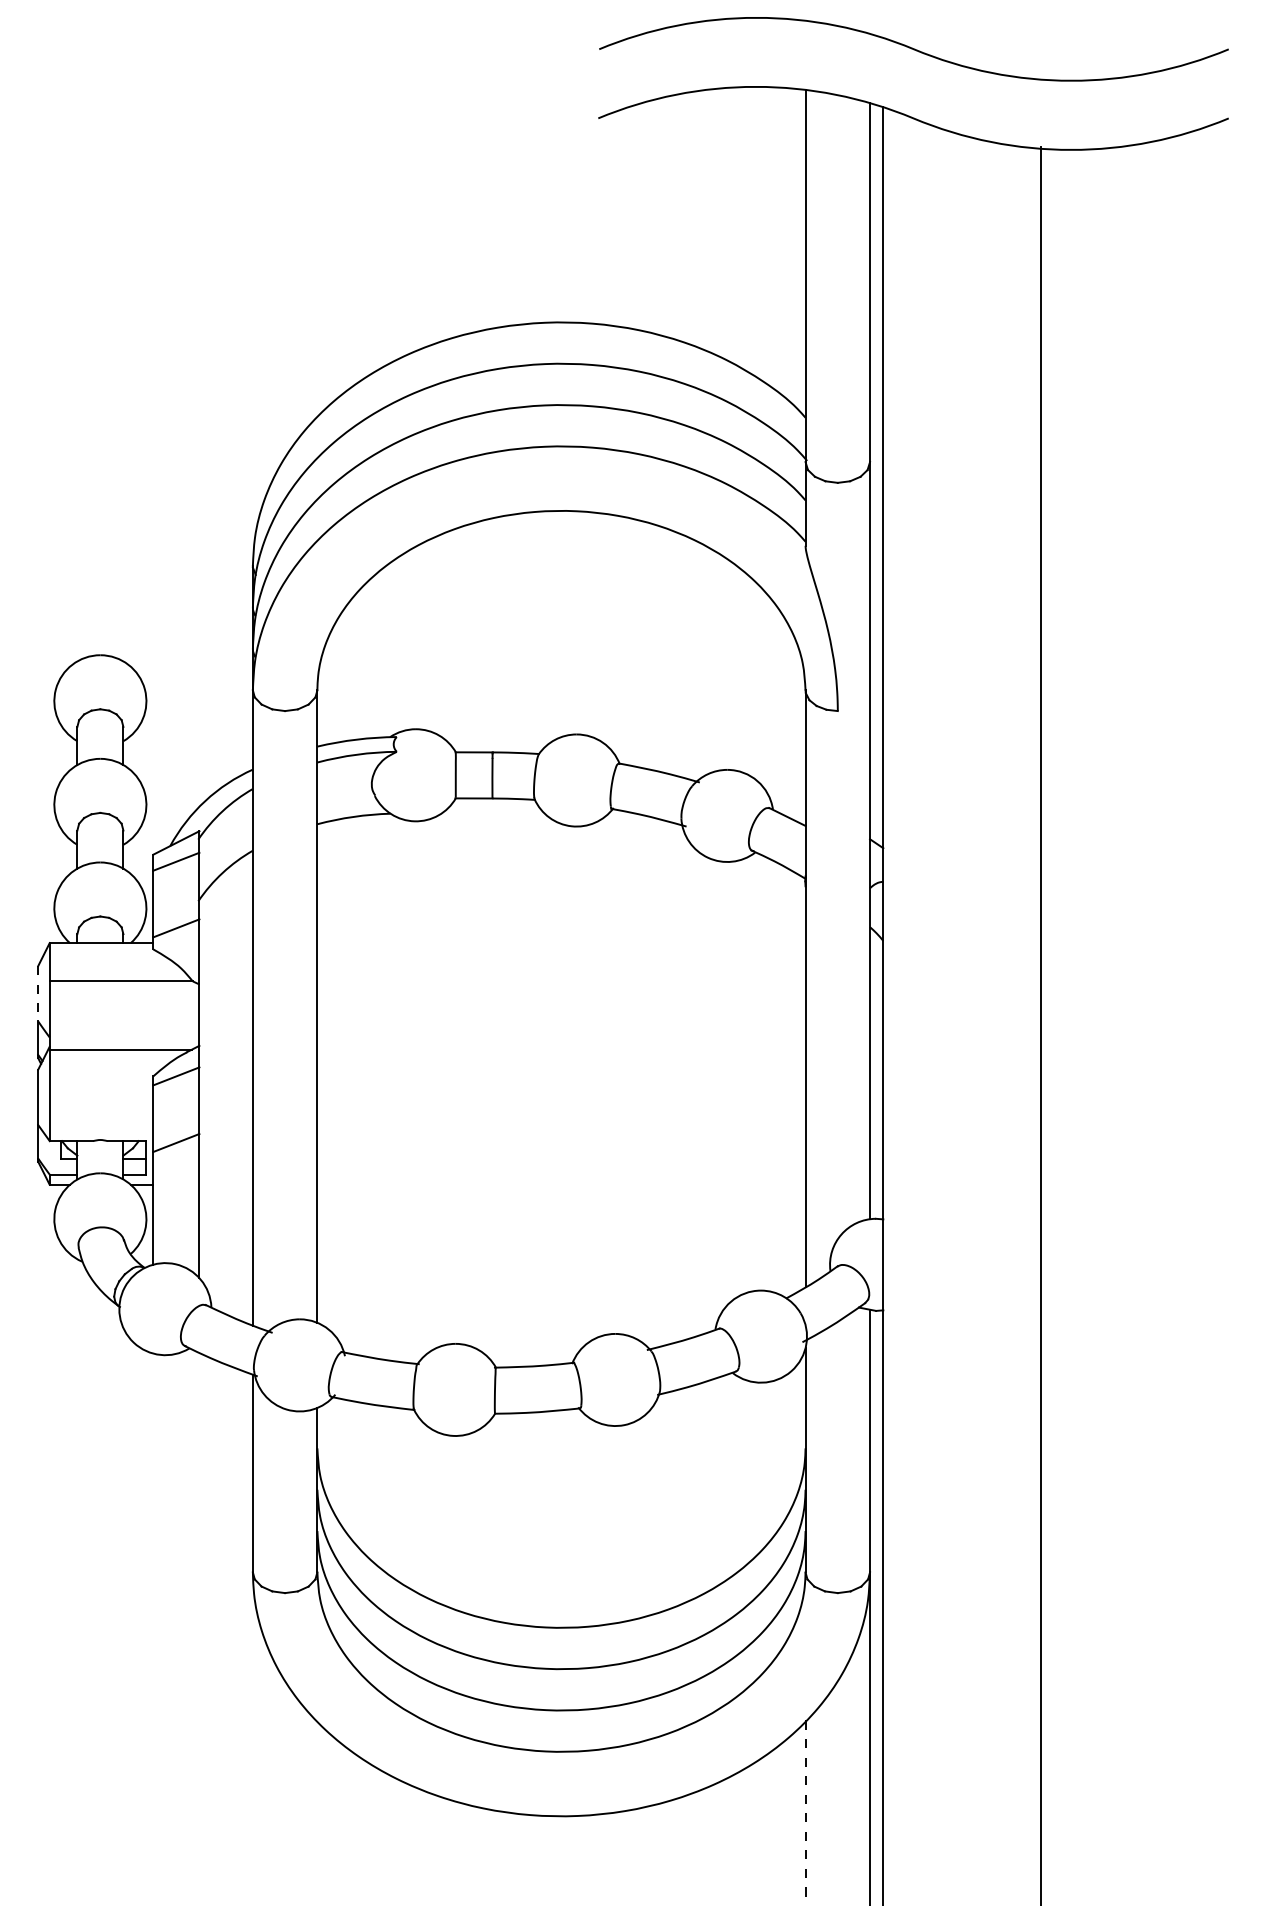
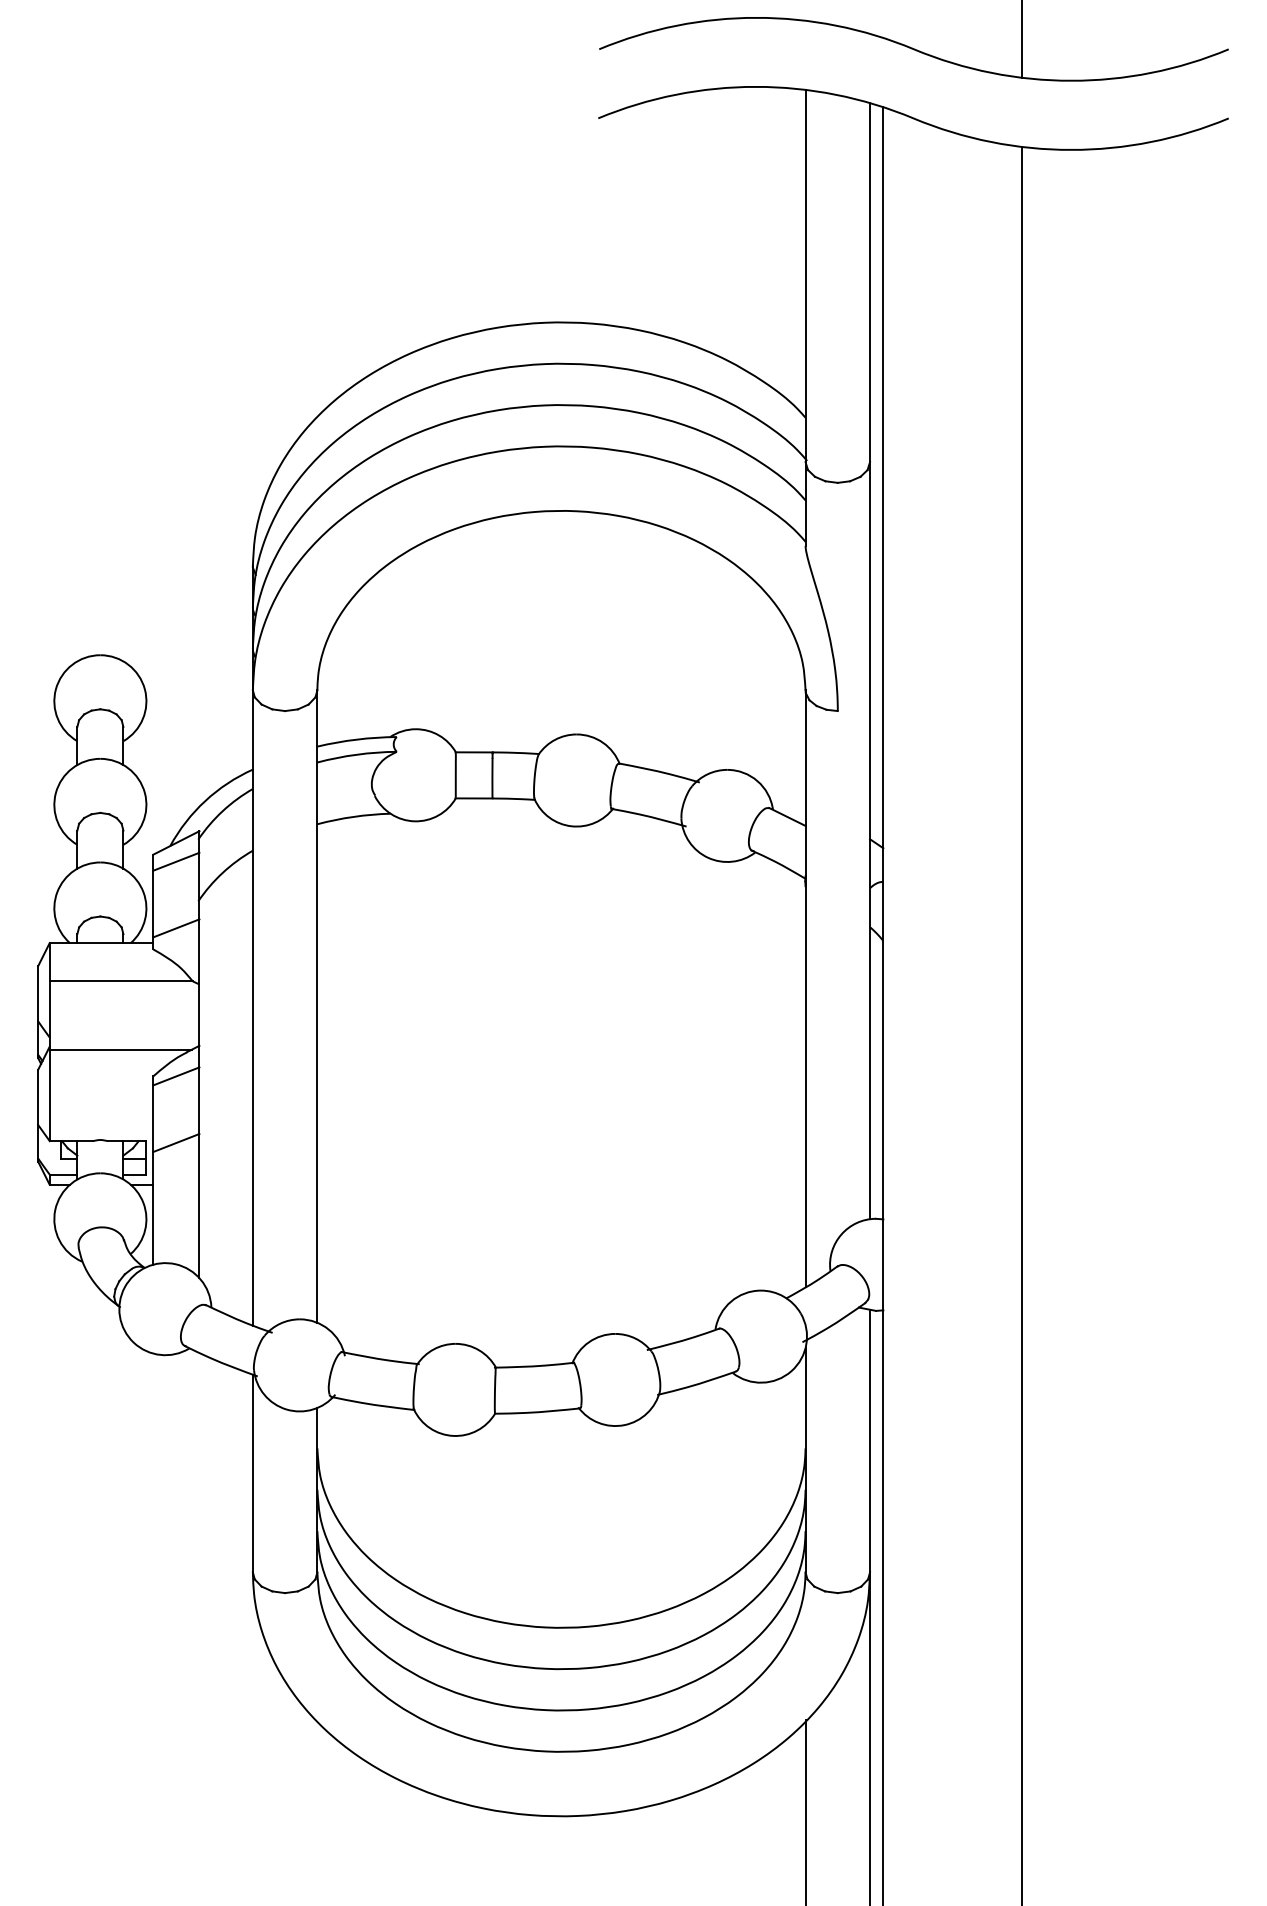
line: none -> present (1021, 39)
line: dashed -> solid (38, 993)
line position: (1040, 1024) -> (1021, 1024) (1021, 1024)
line: dashed -> solid (805, 1813)
